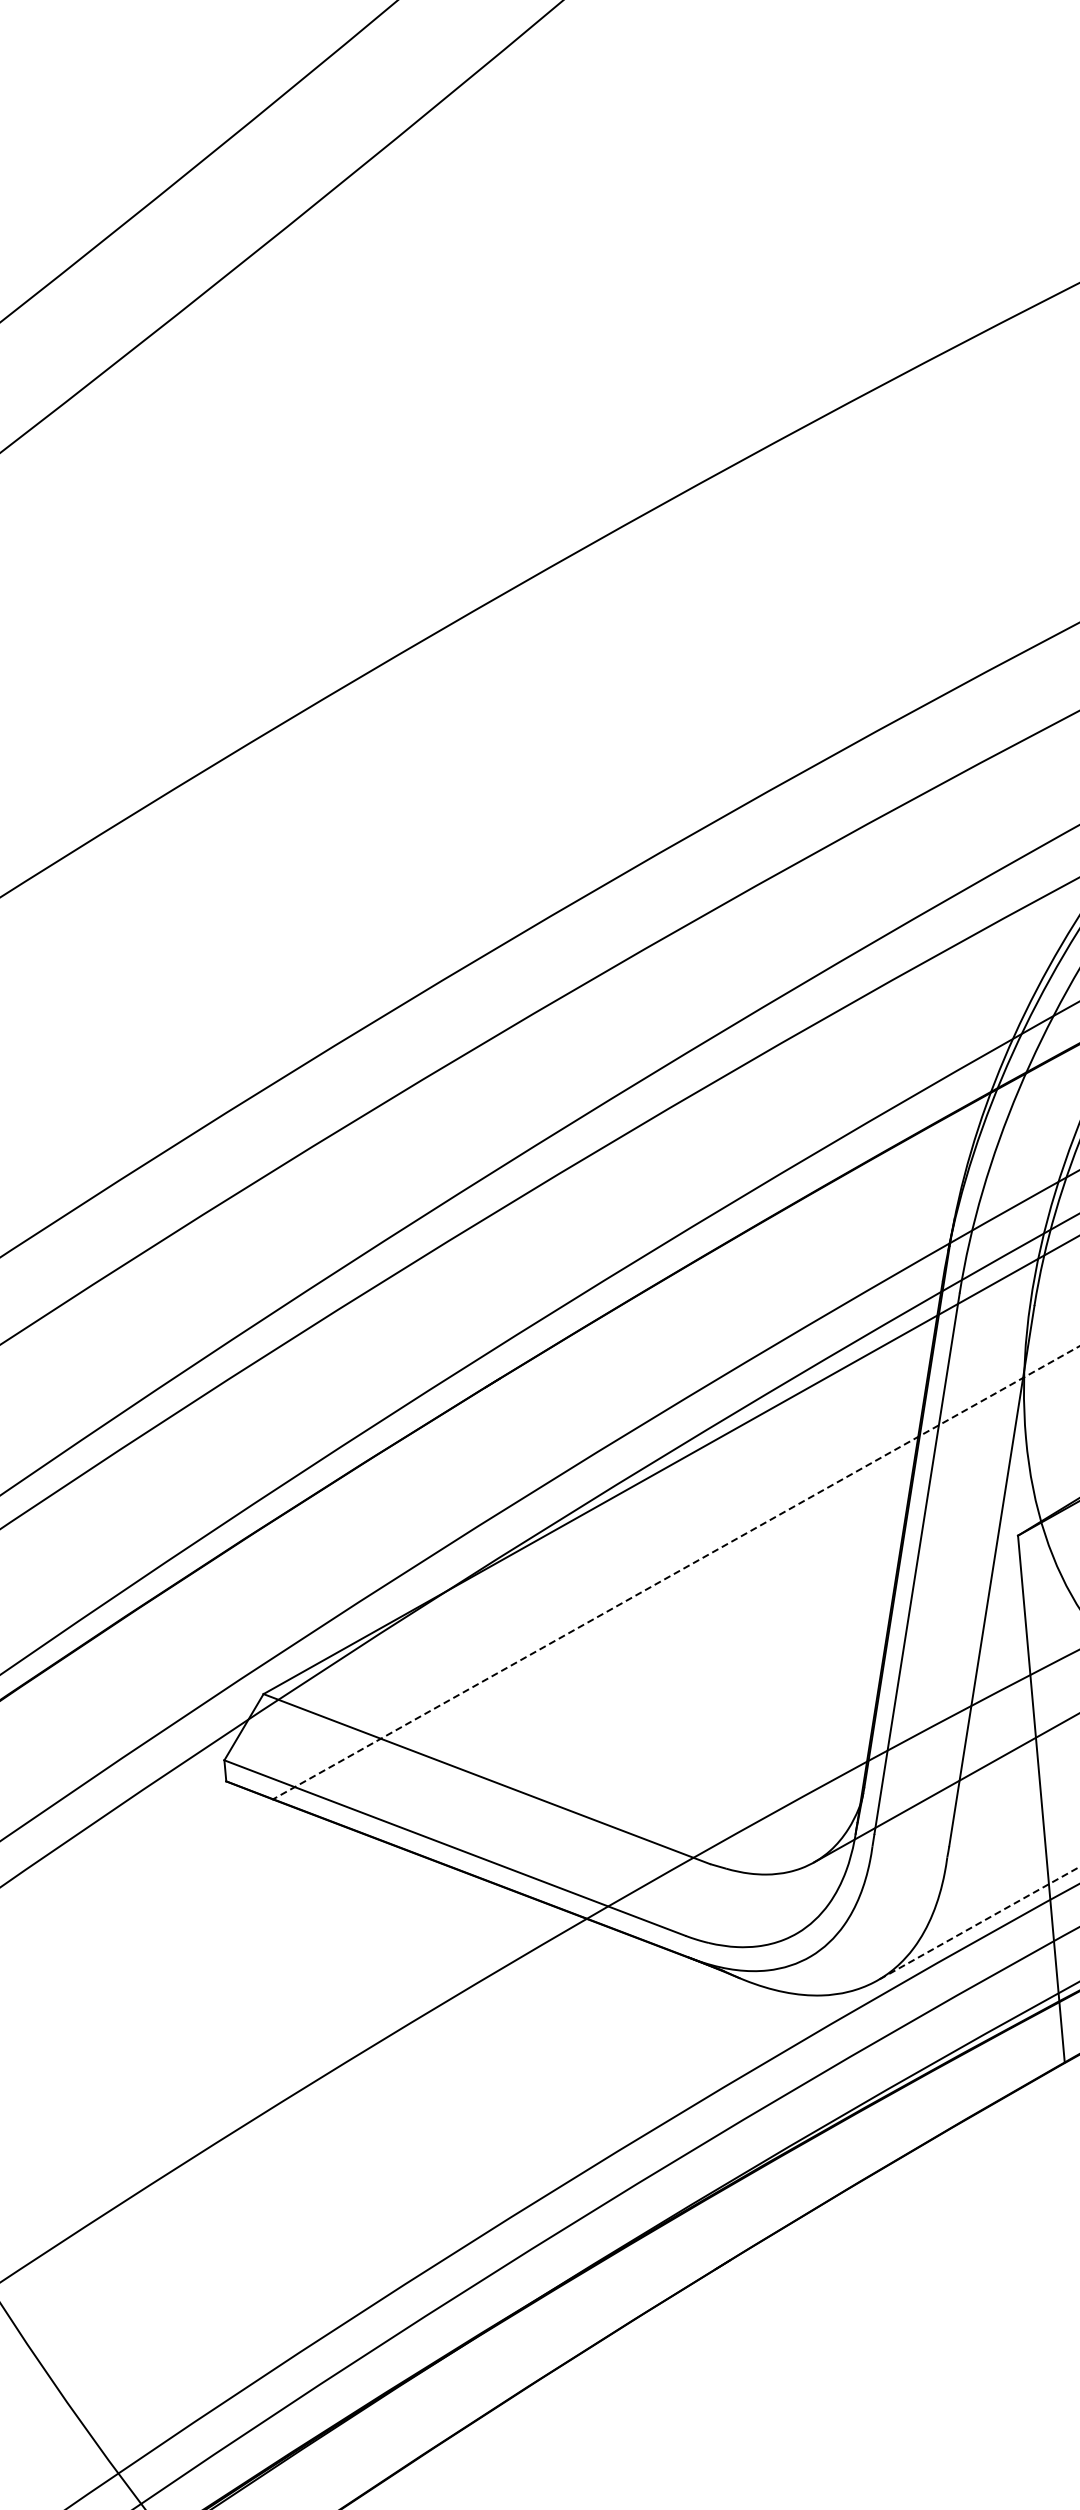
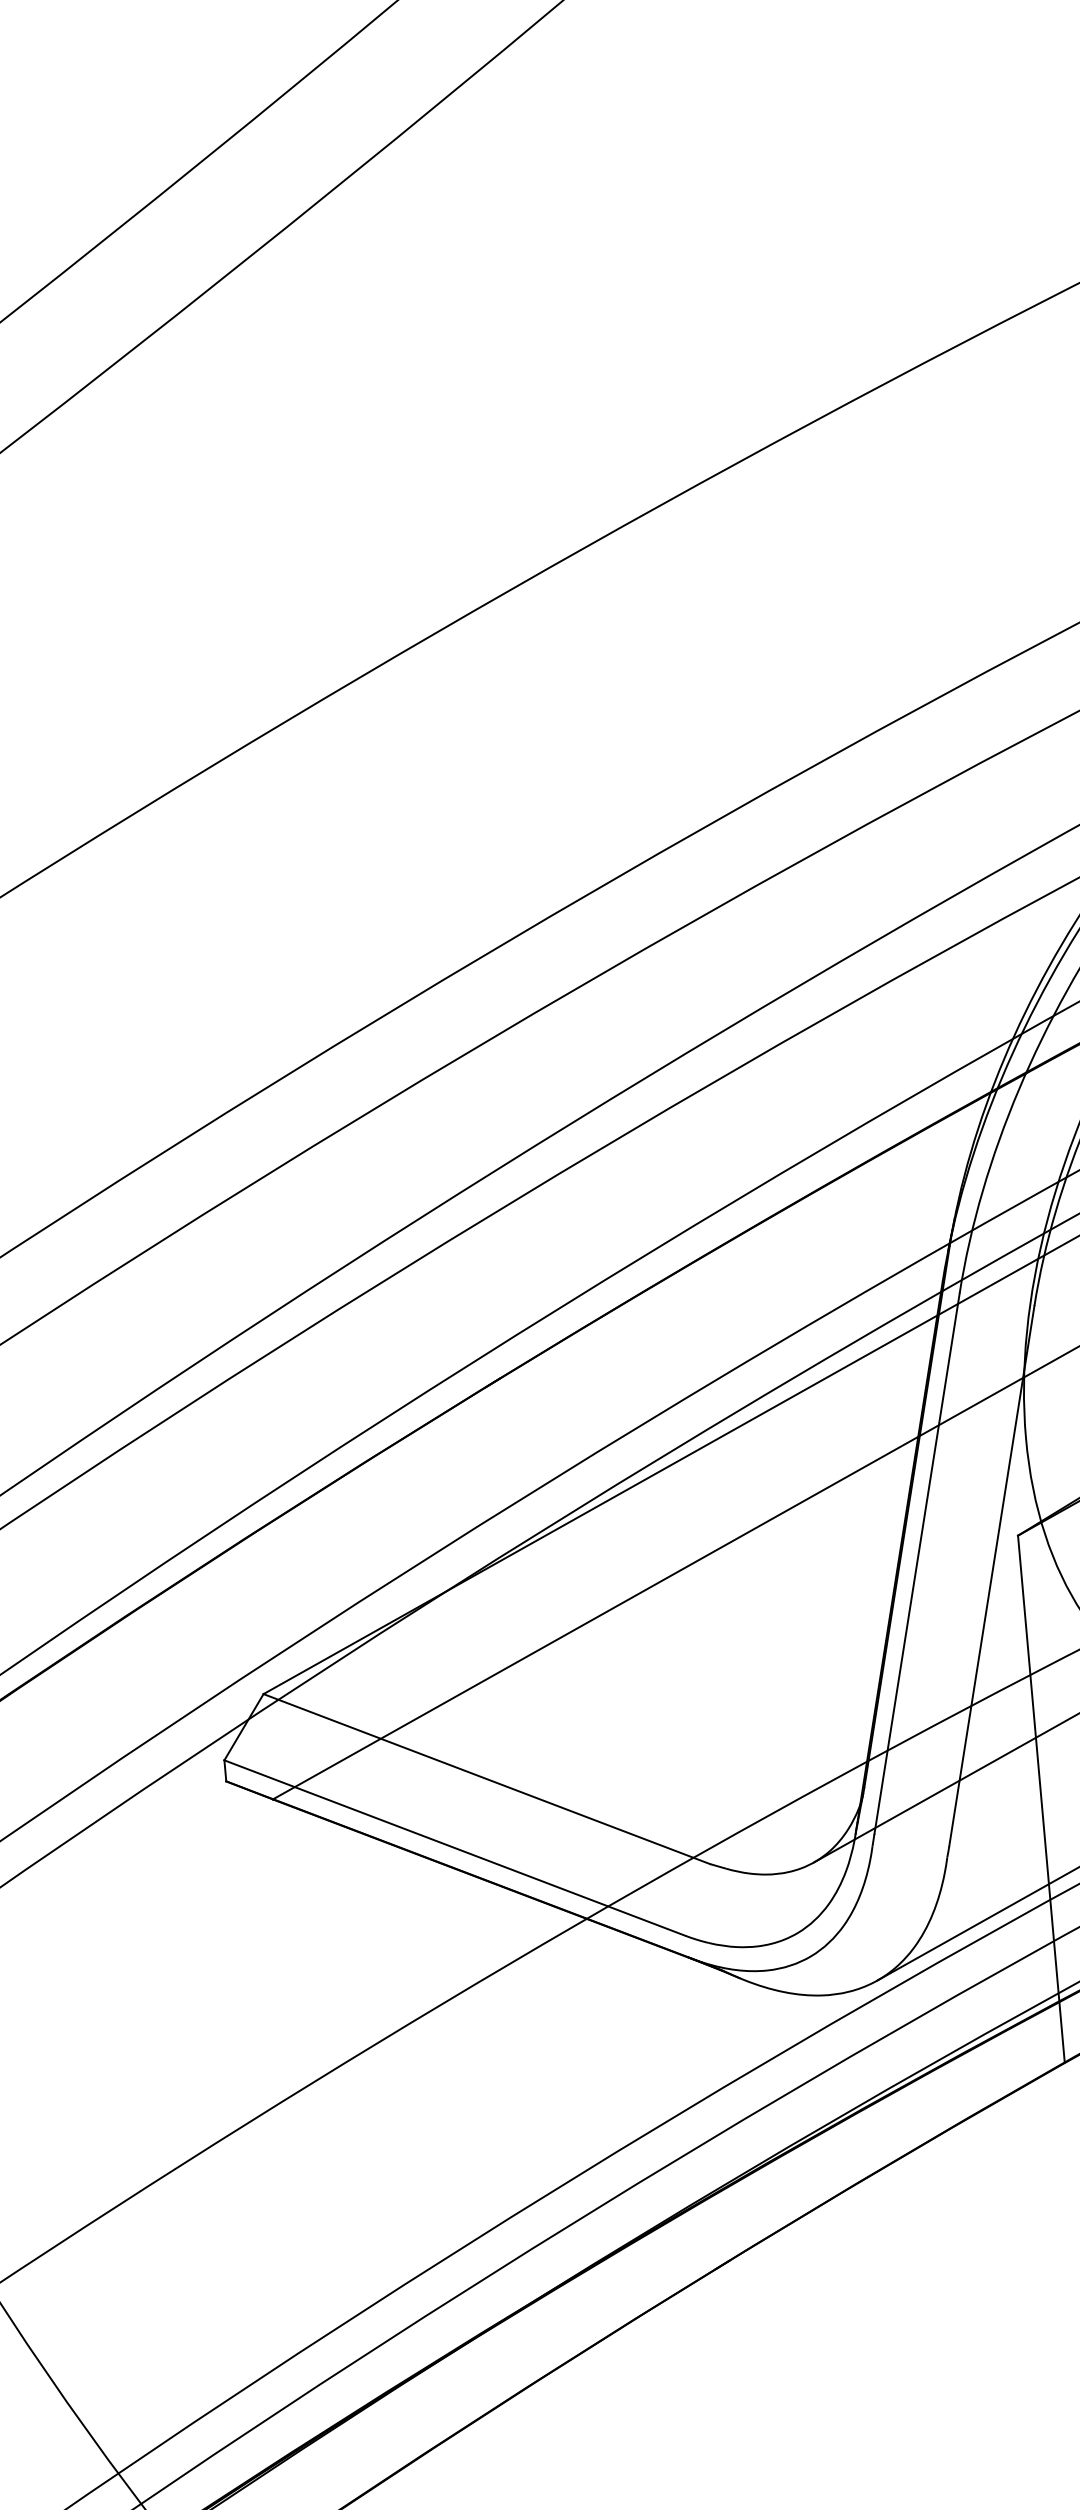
line: dashed -> solid (675, 1573)
line: dashed -> solid (978, 1923)
